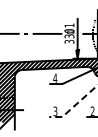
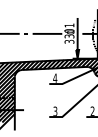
line: dashed -> solid (74, 106)
